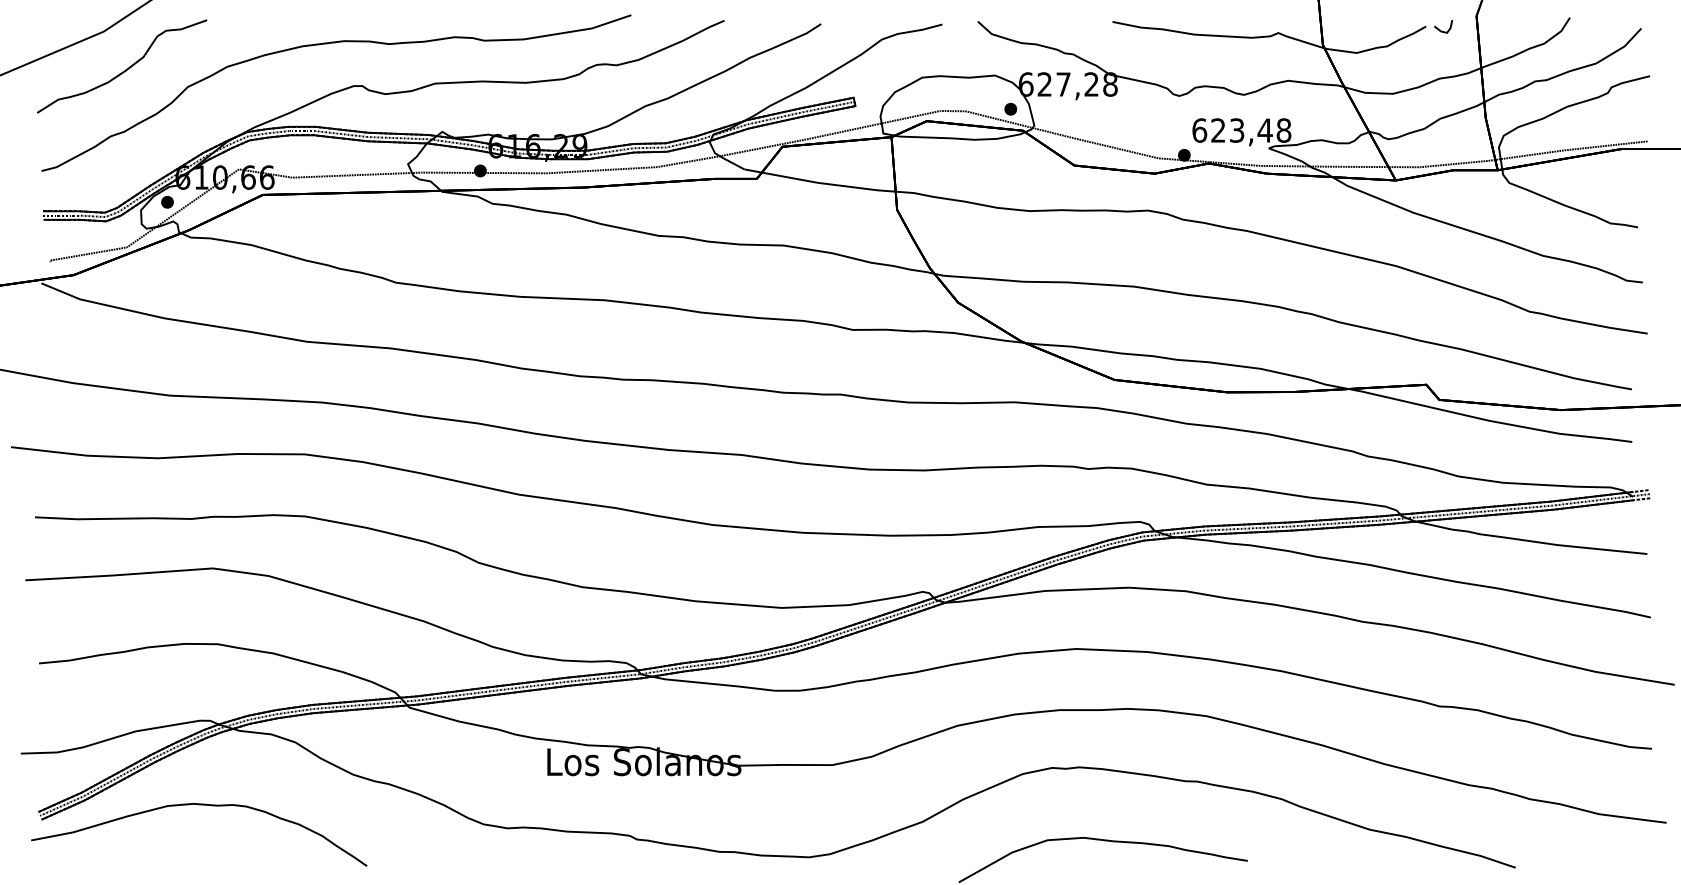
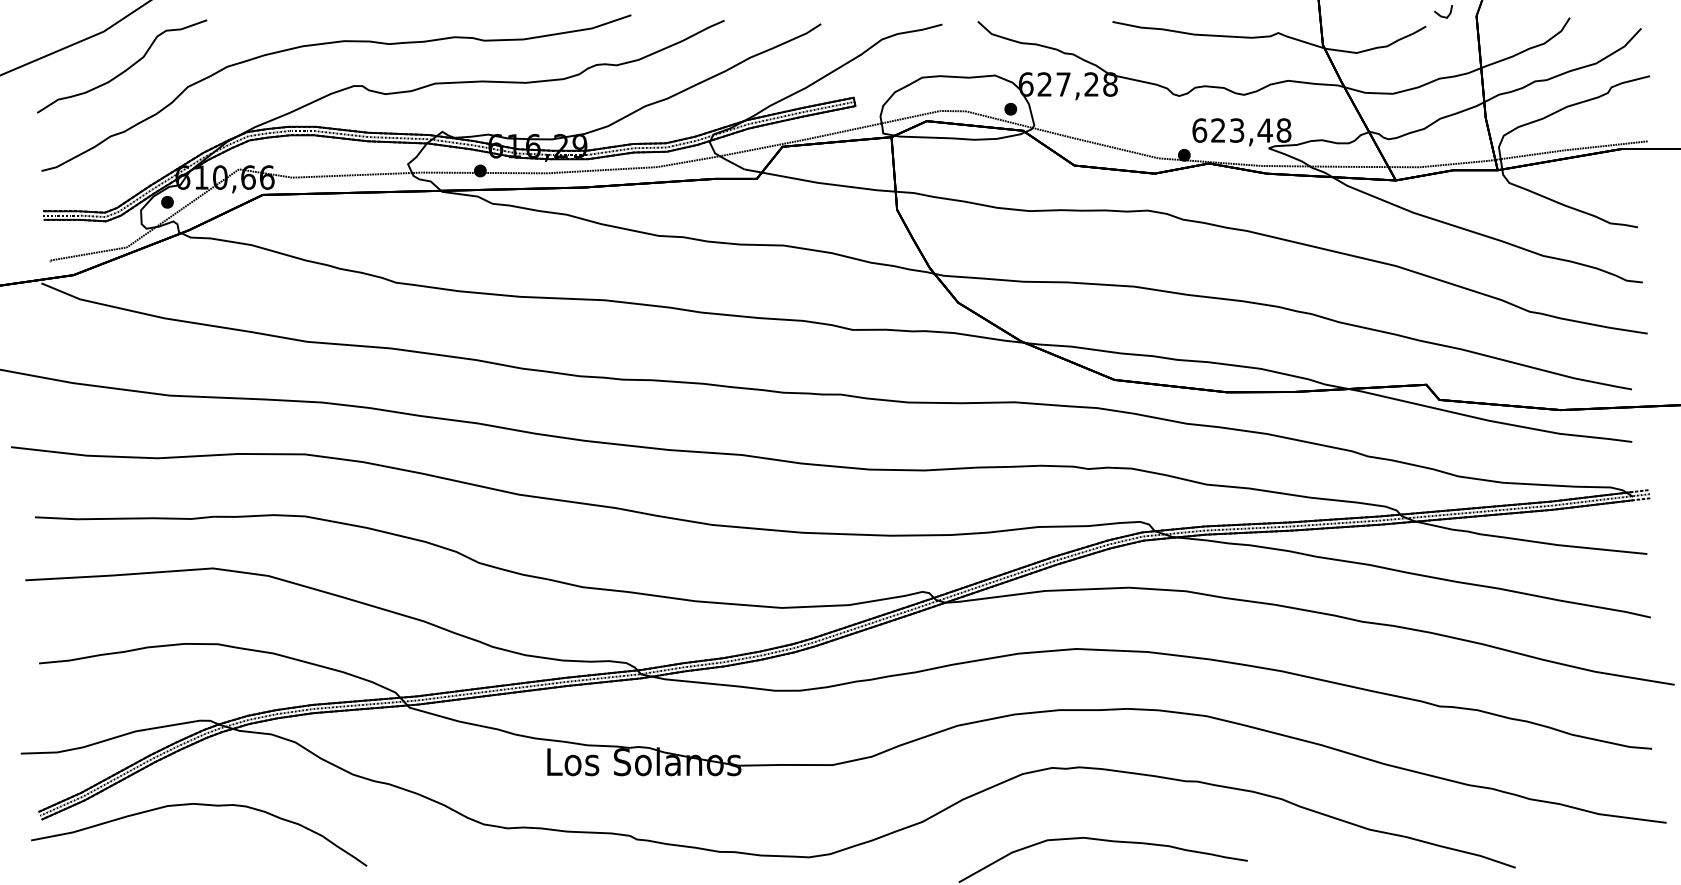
line position: (1442, 30) -> (1442, 15) (1442, 15)
